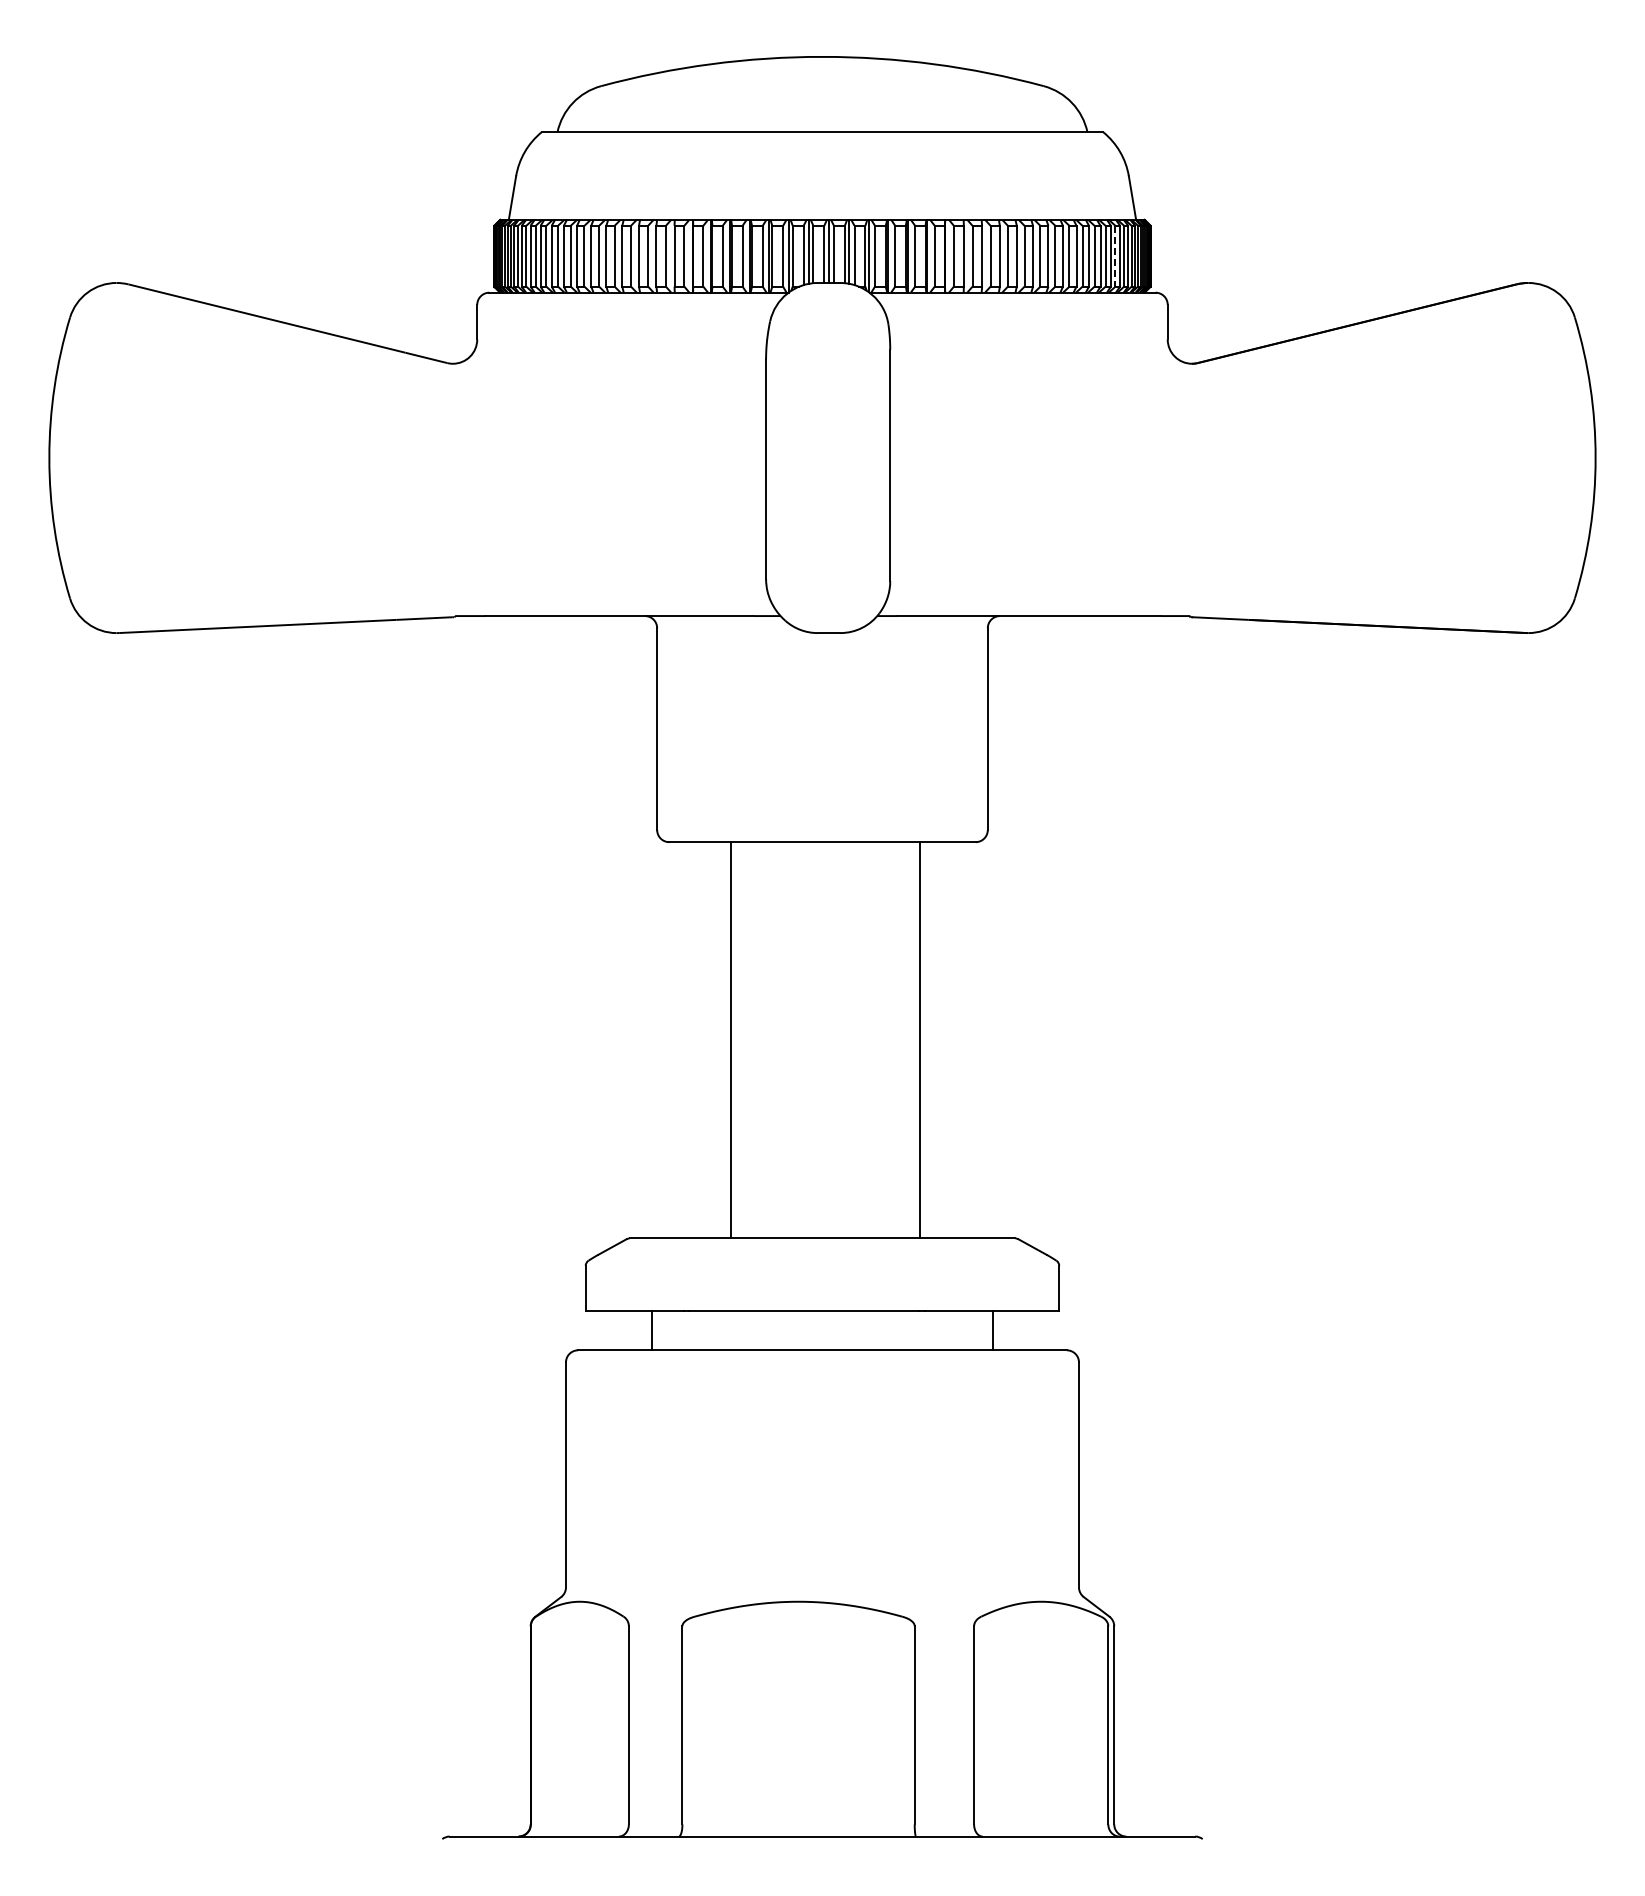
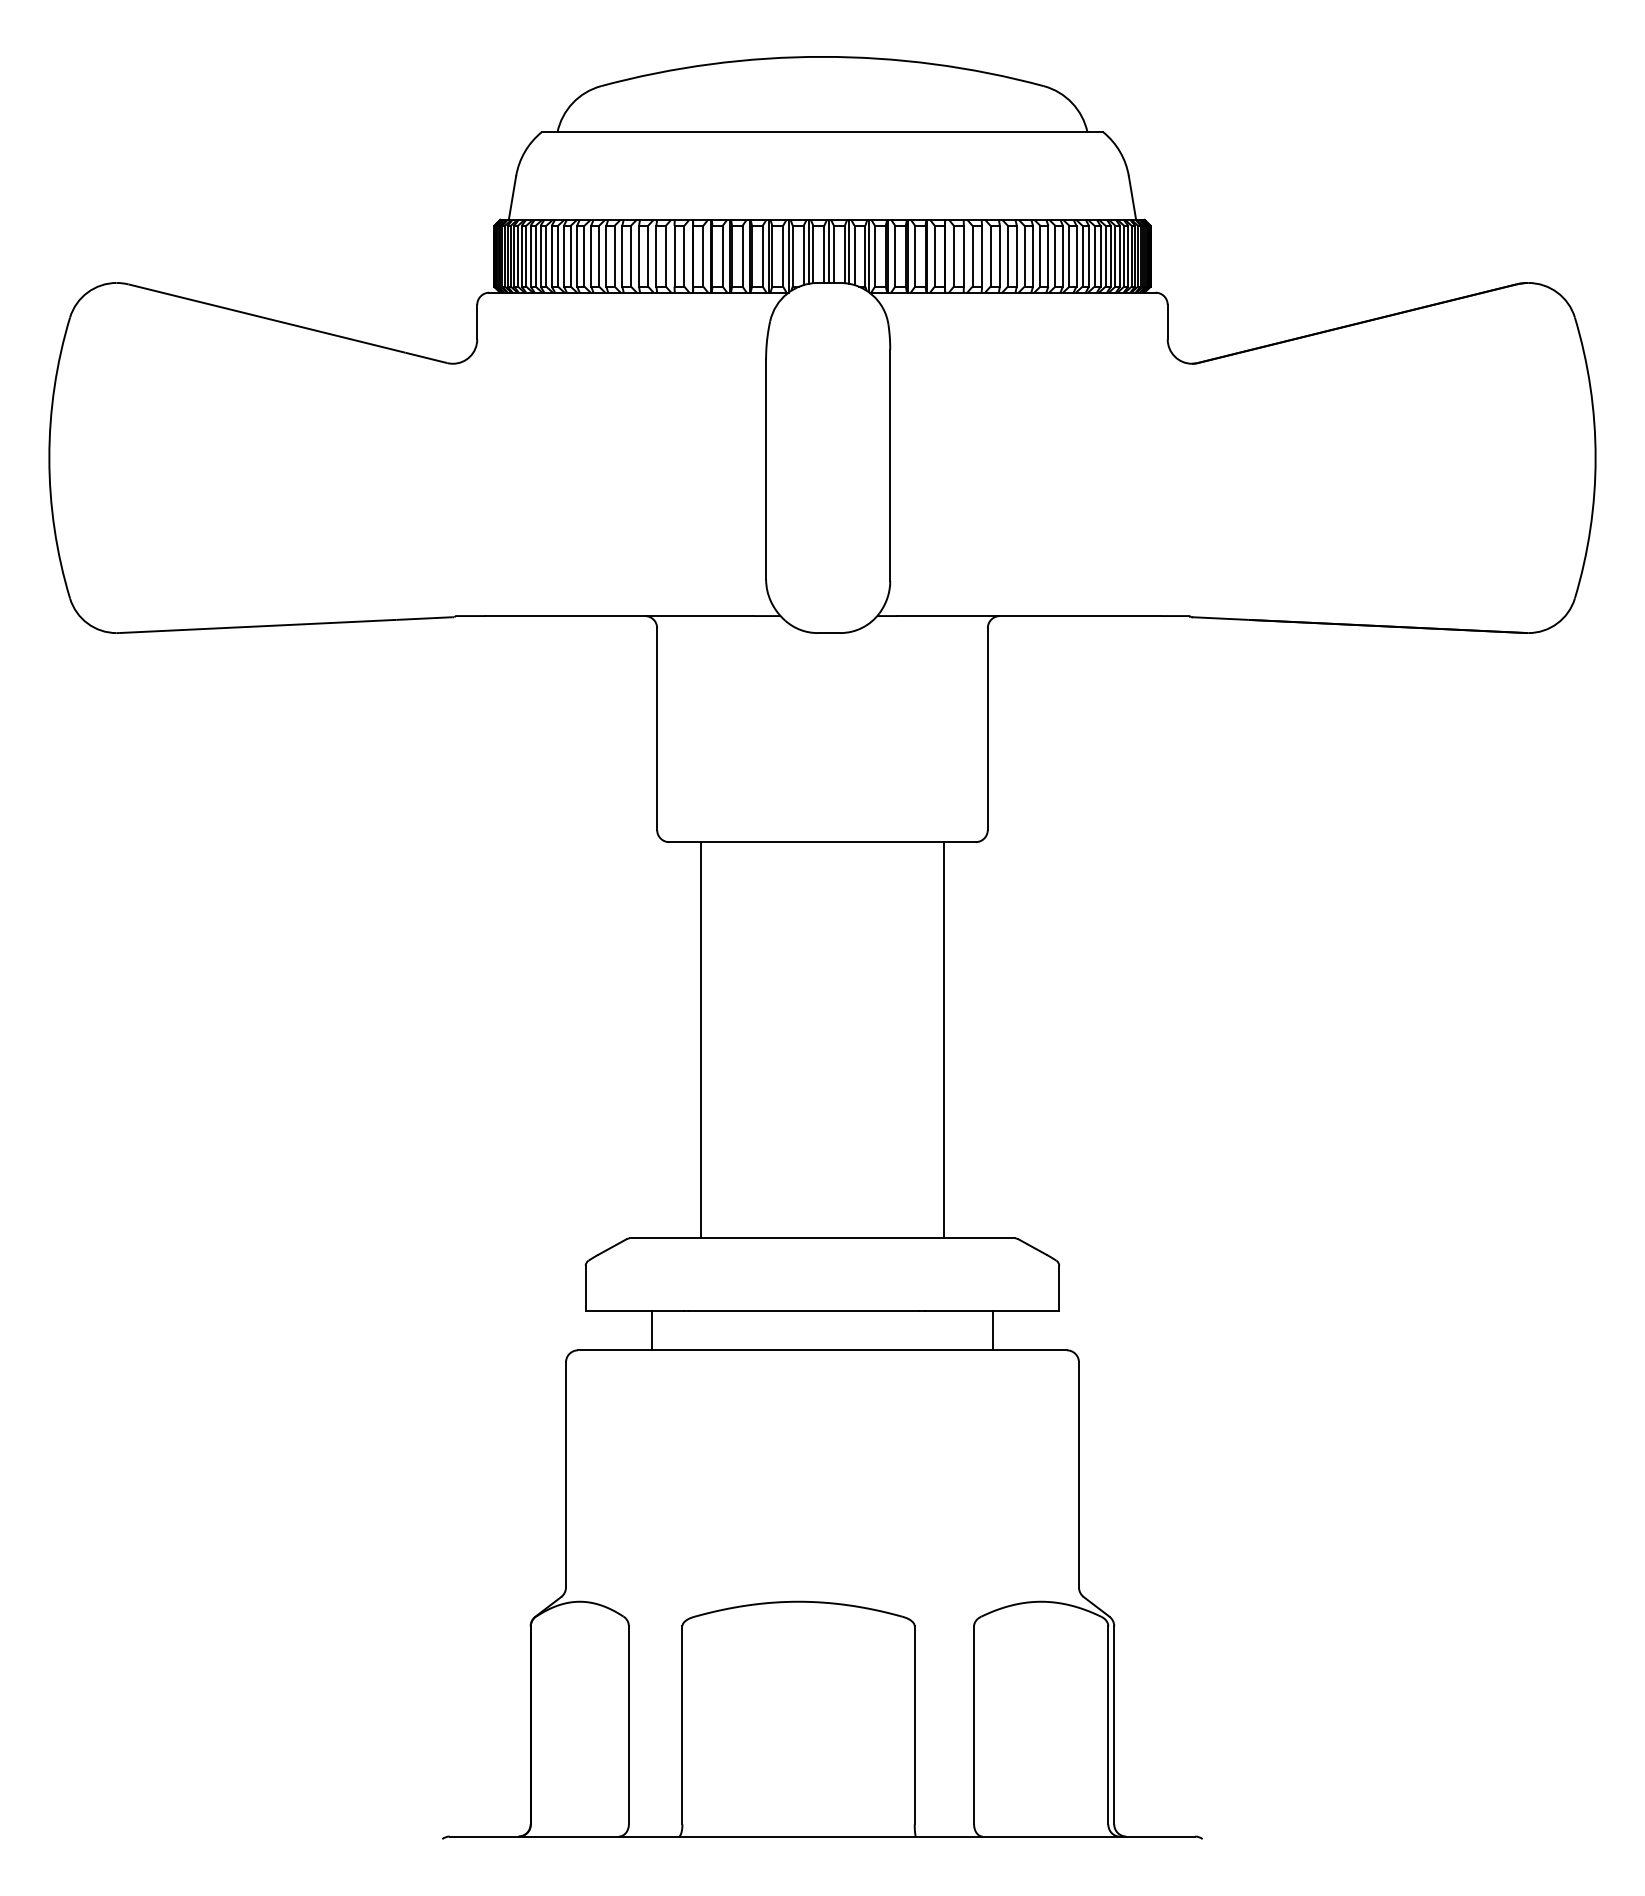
line: dashed -> solid (1115, 256)
line position: (730, 1040) -> (700, 1040) (700, 1040)
line position: (920, 1040) -> (944, 1040) (944, 1040)
